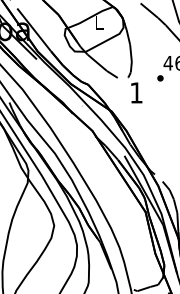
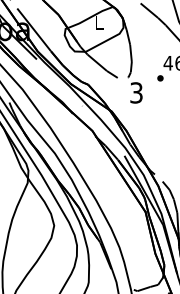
text: 1 -> 3 (136, 92)
